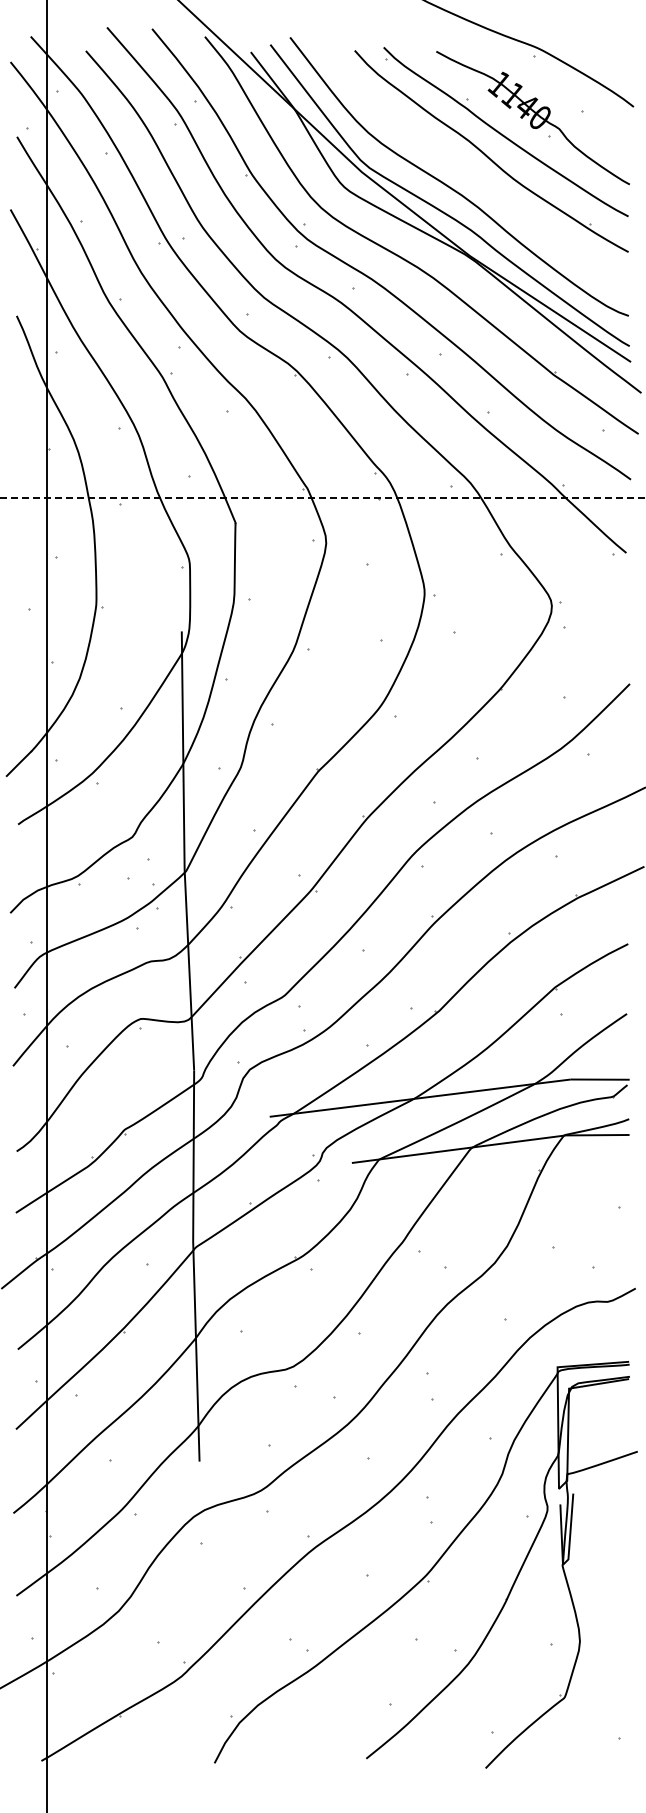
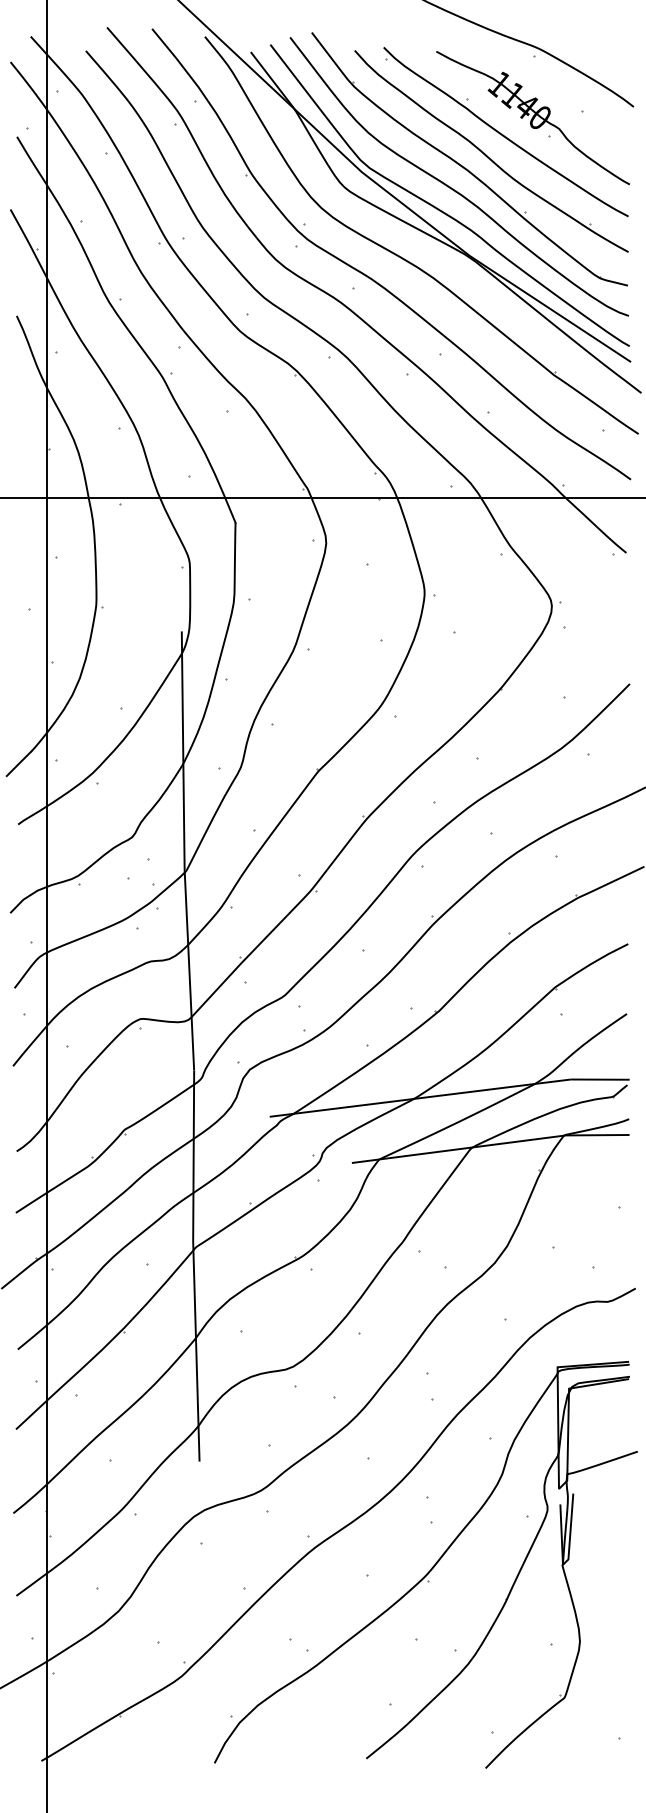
part: none -> present (465, 167)
line: dashed -> solid (322, 498)
